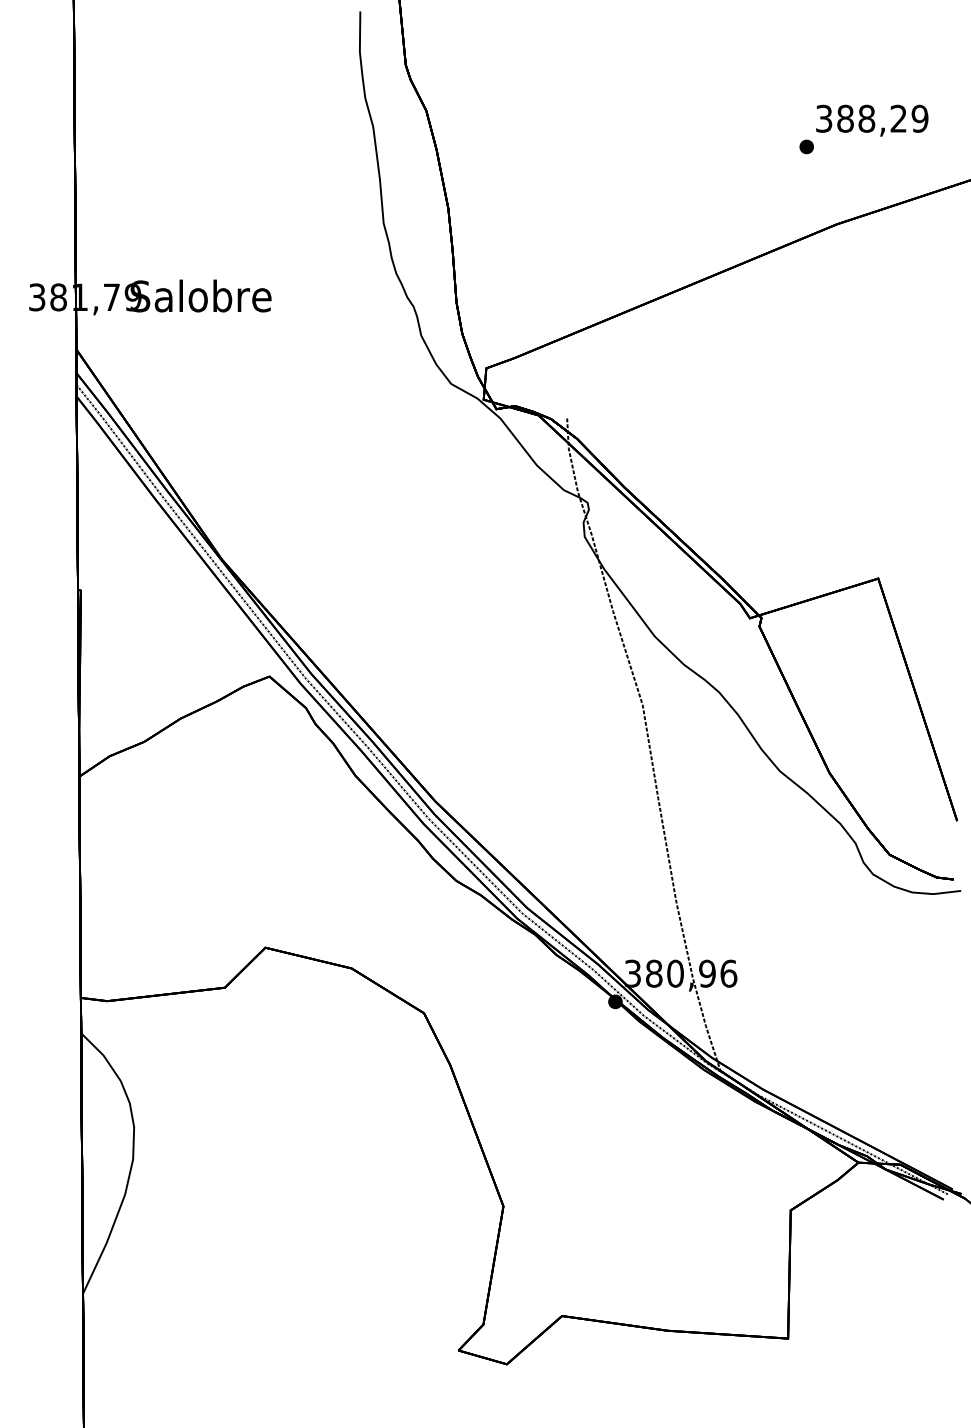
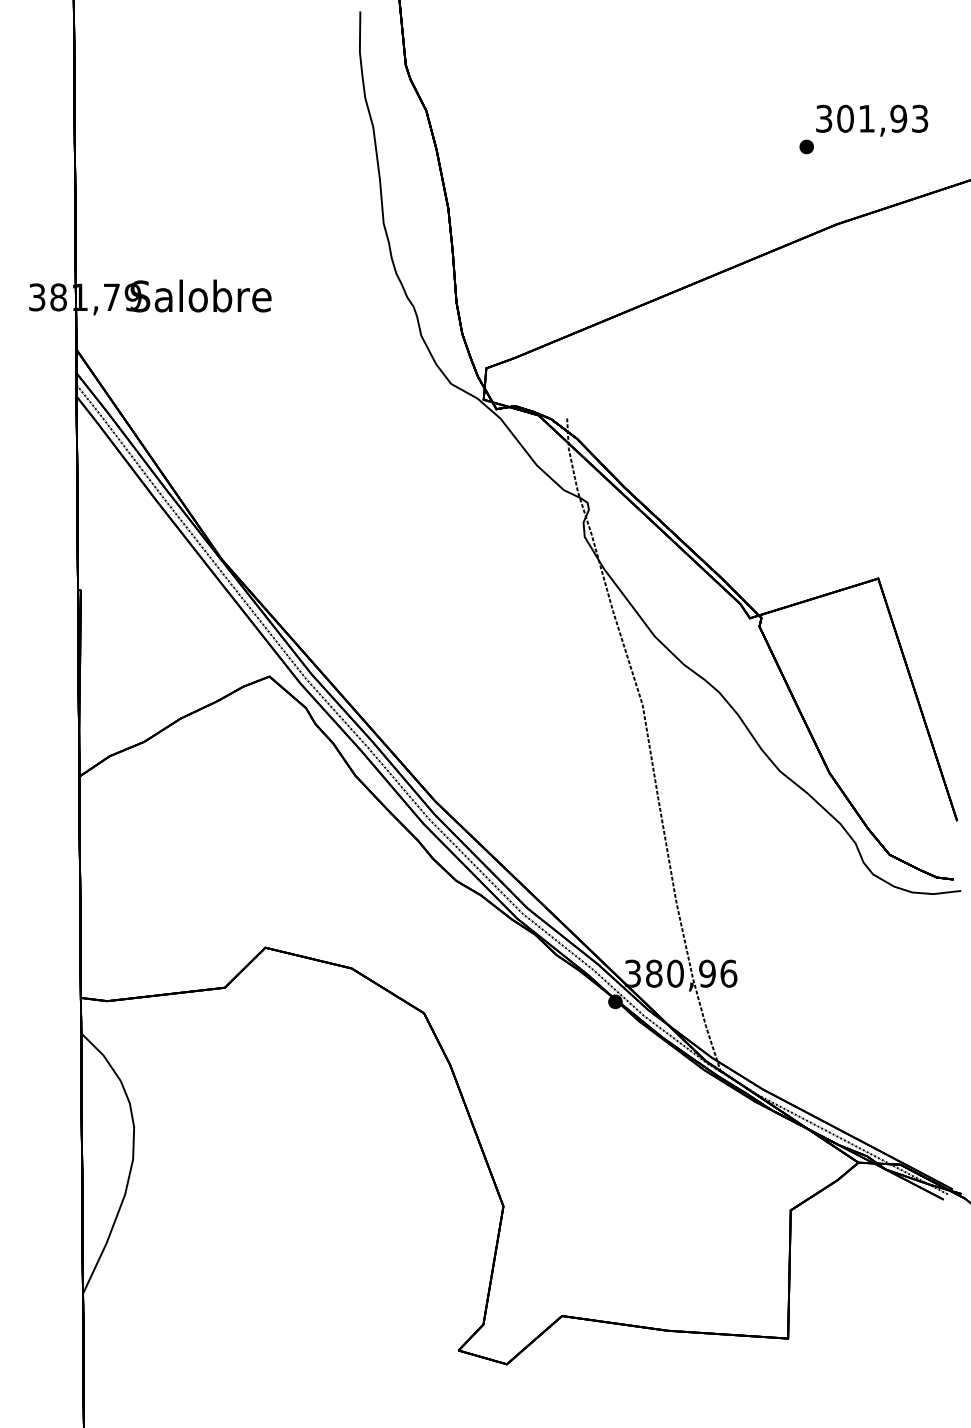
text: 388,29 -> 301,93 (882, 118)
